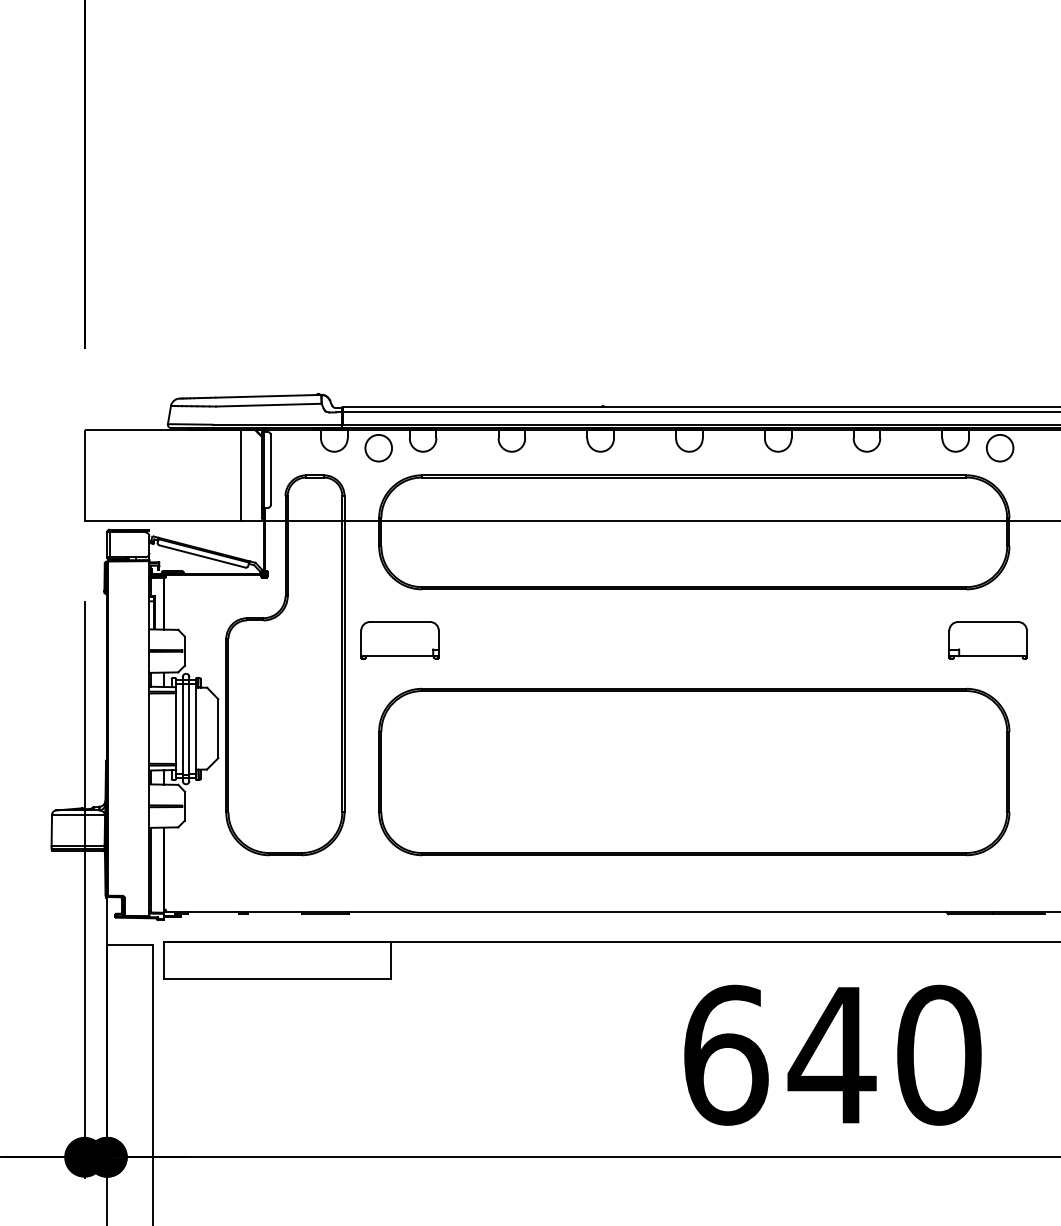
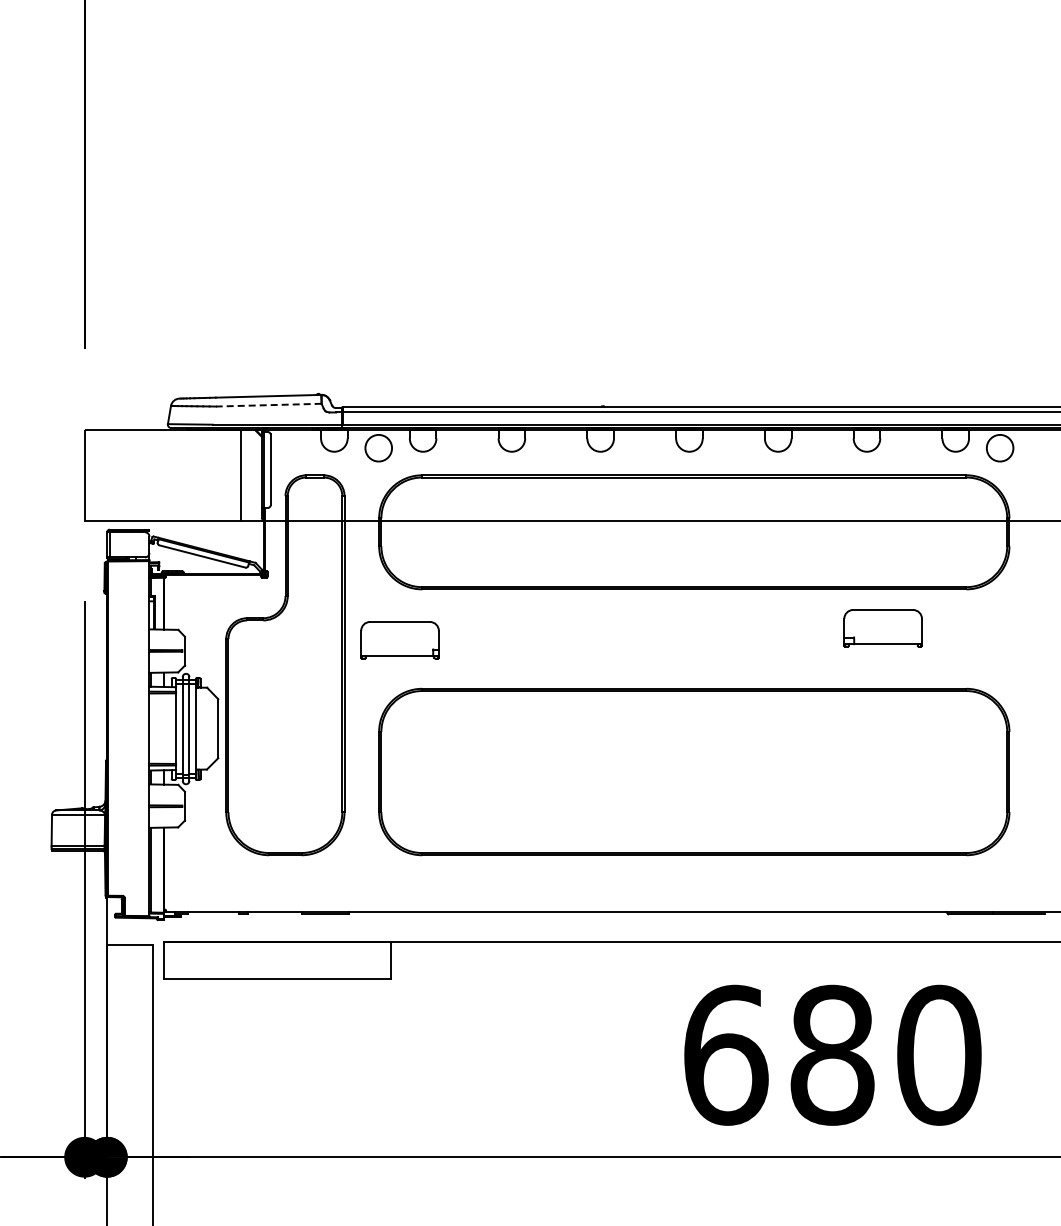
line: solid -> dashed (268, 405)
part position: (987, 640) -> (882, 628) (882, 628)
text: 640 -> 680 (831, 1054)
